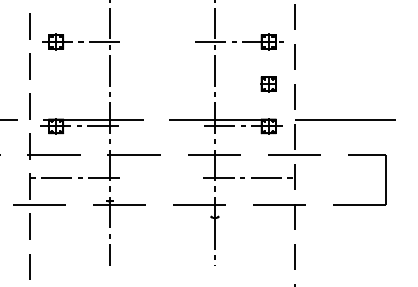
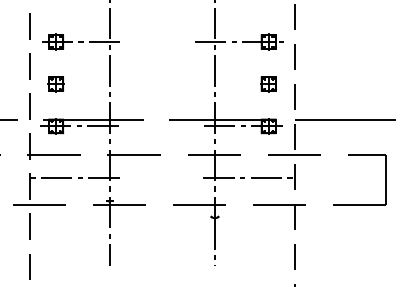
part: none -> present (55, 84)
